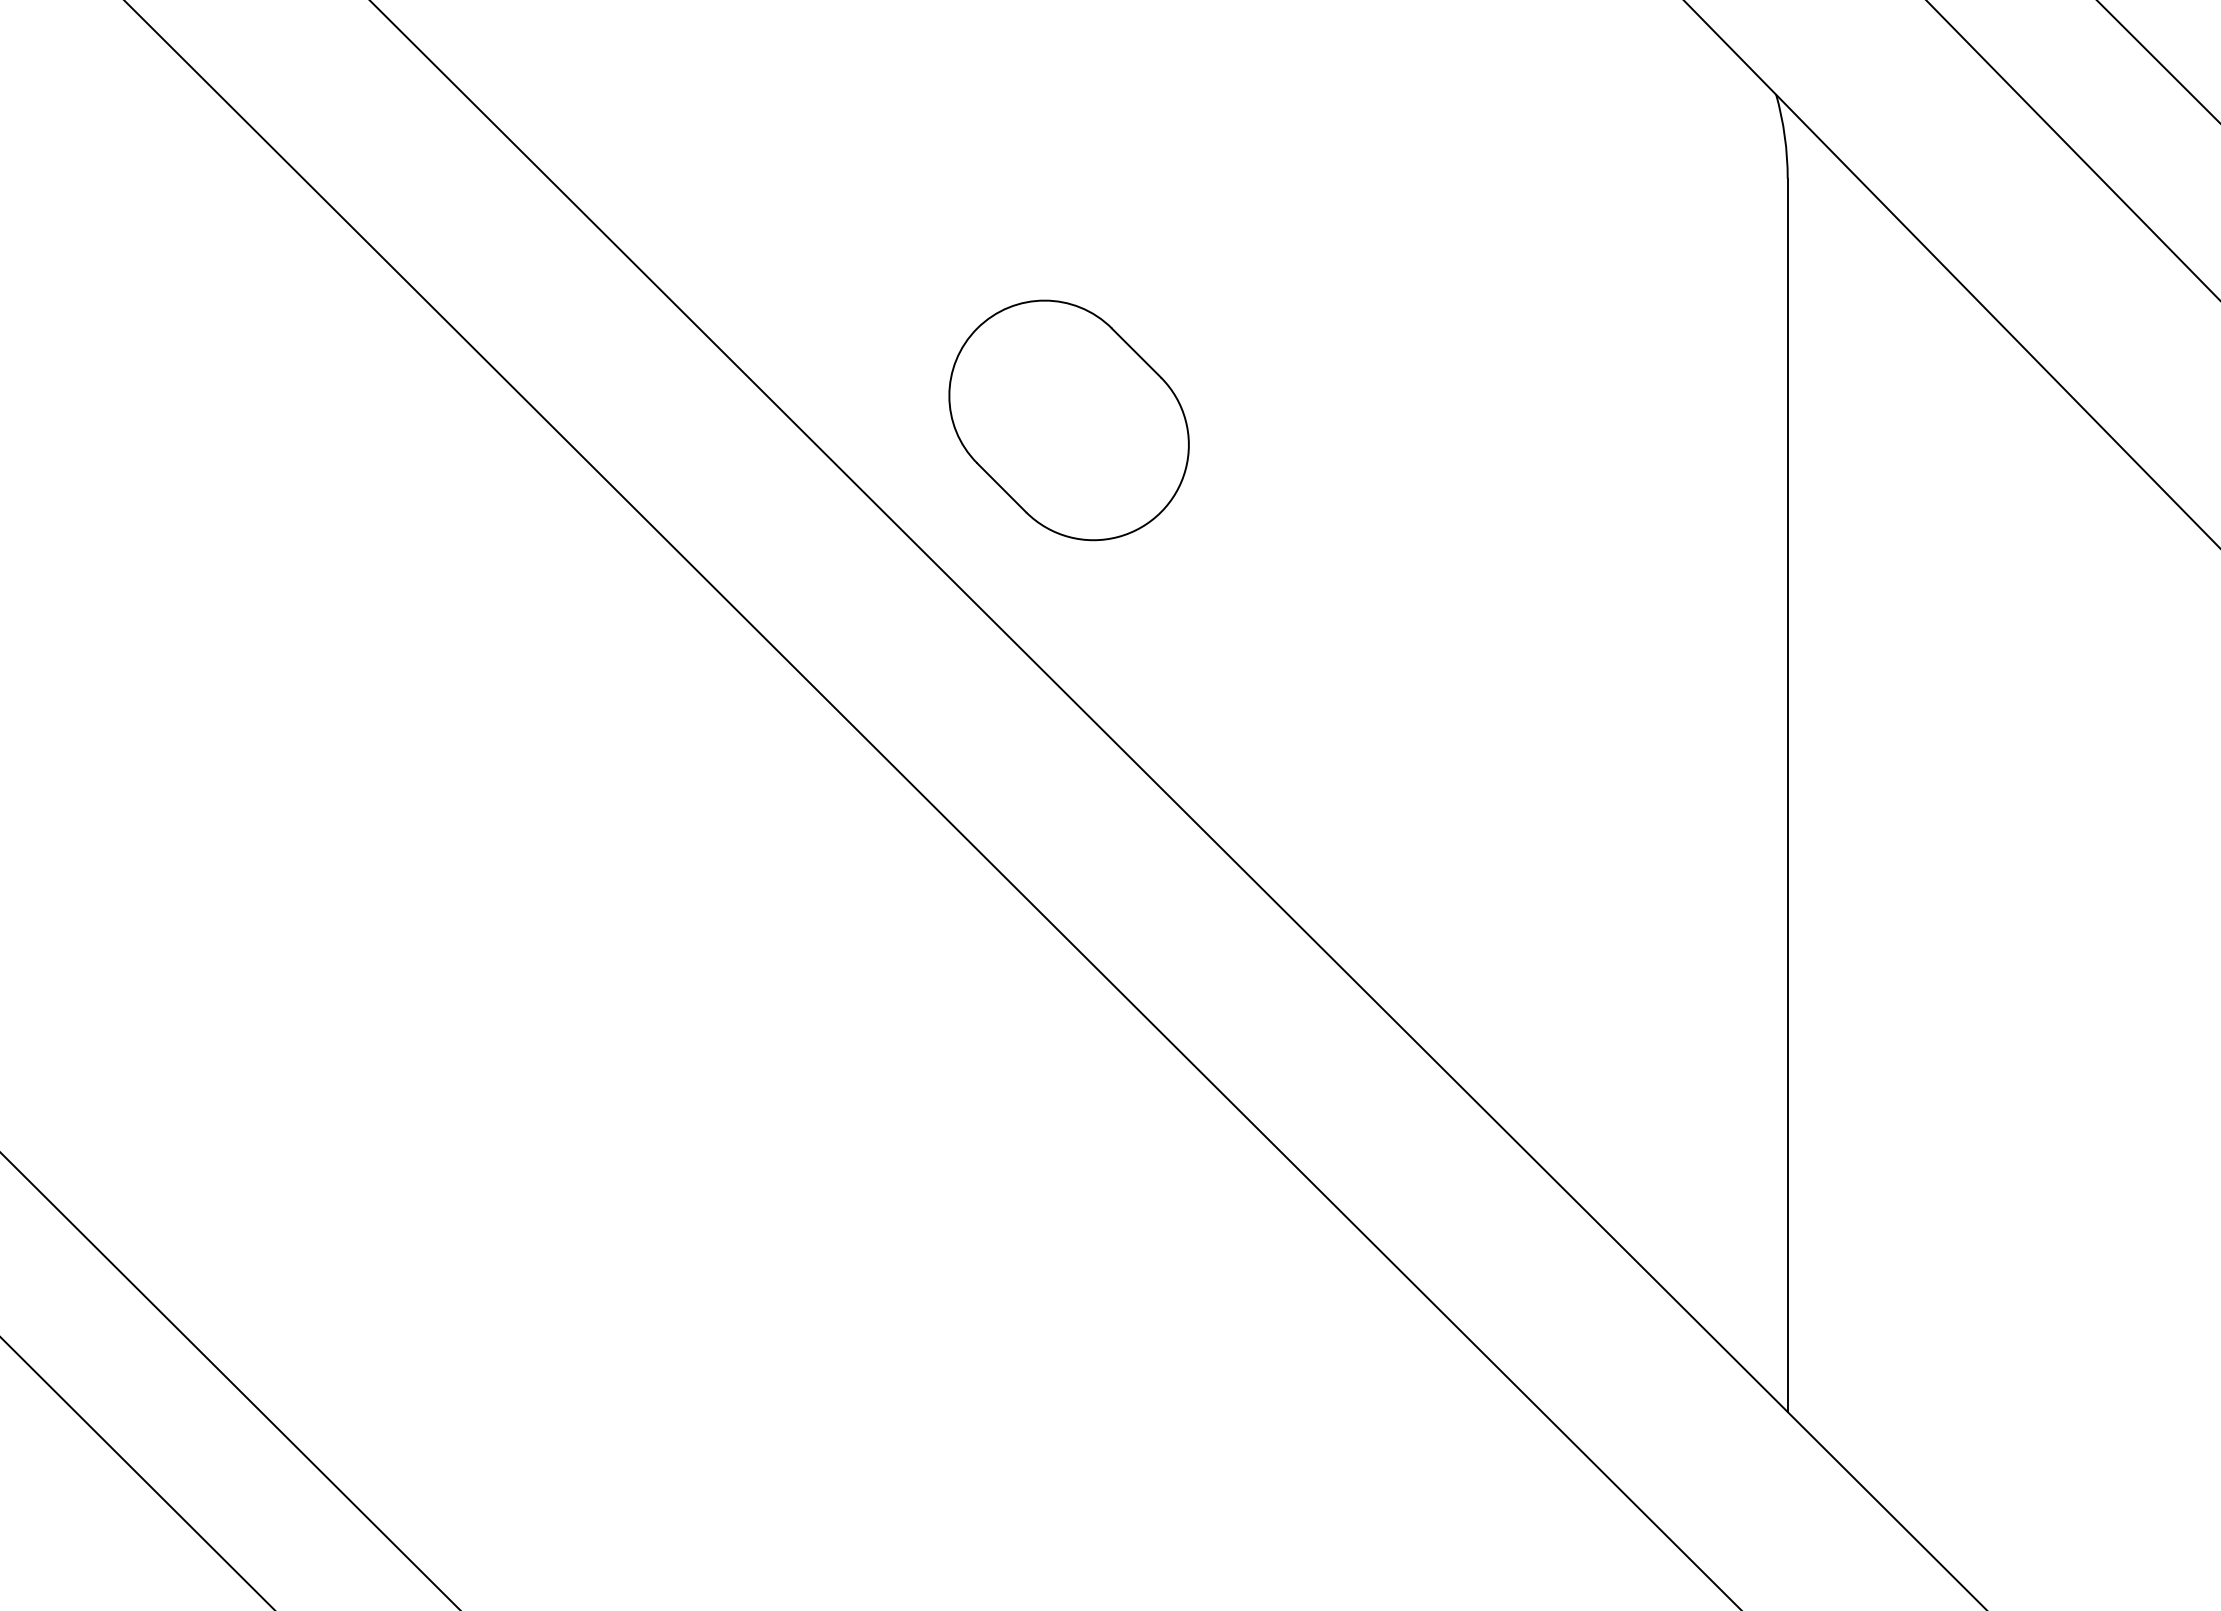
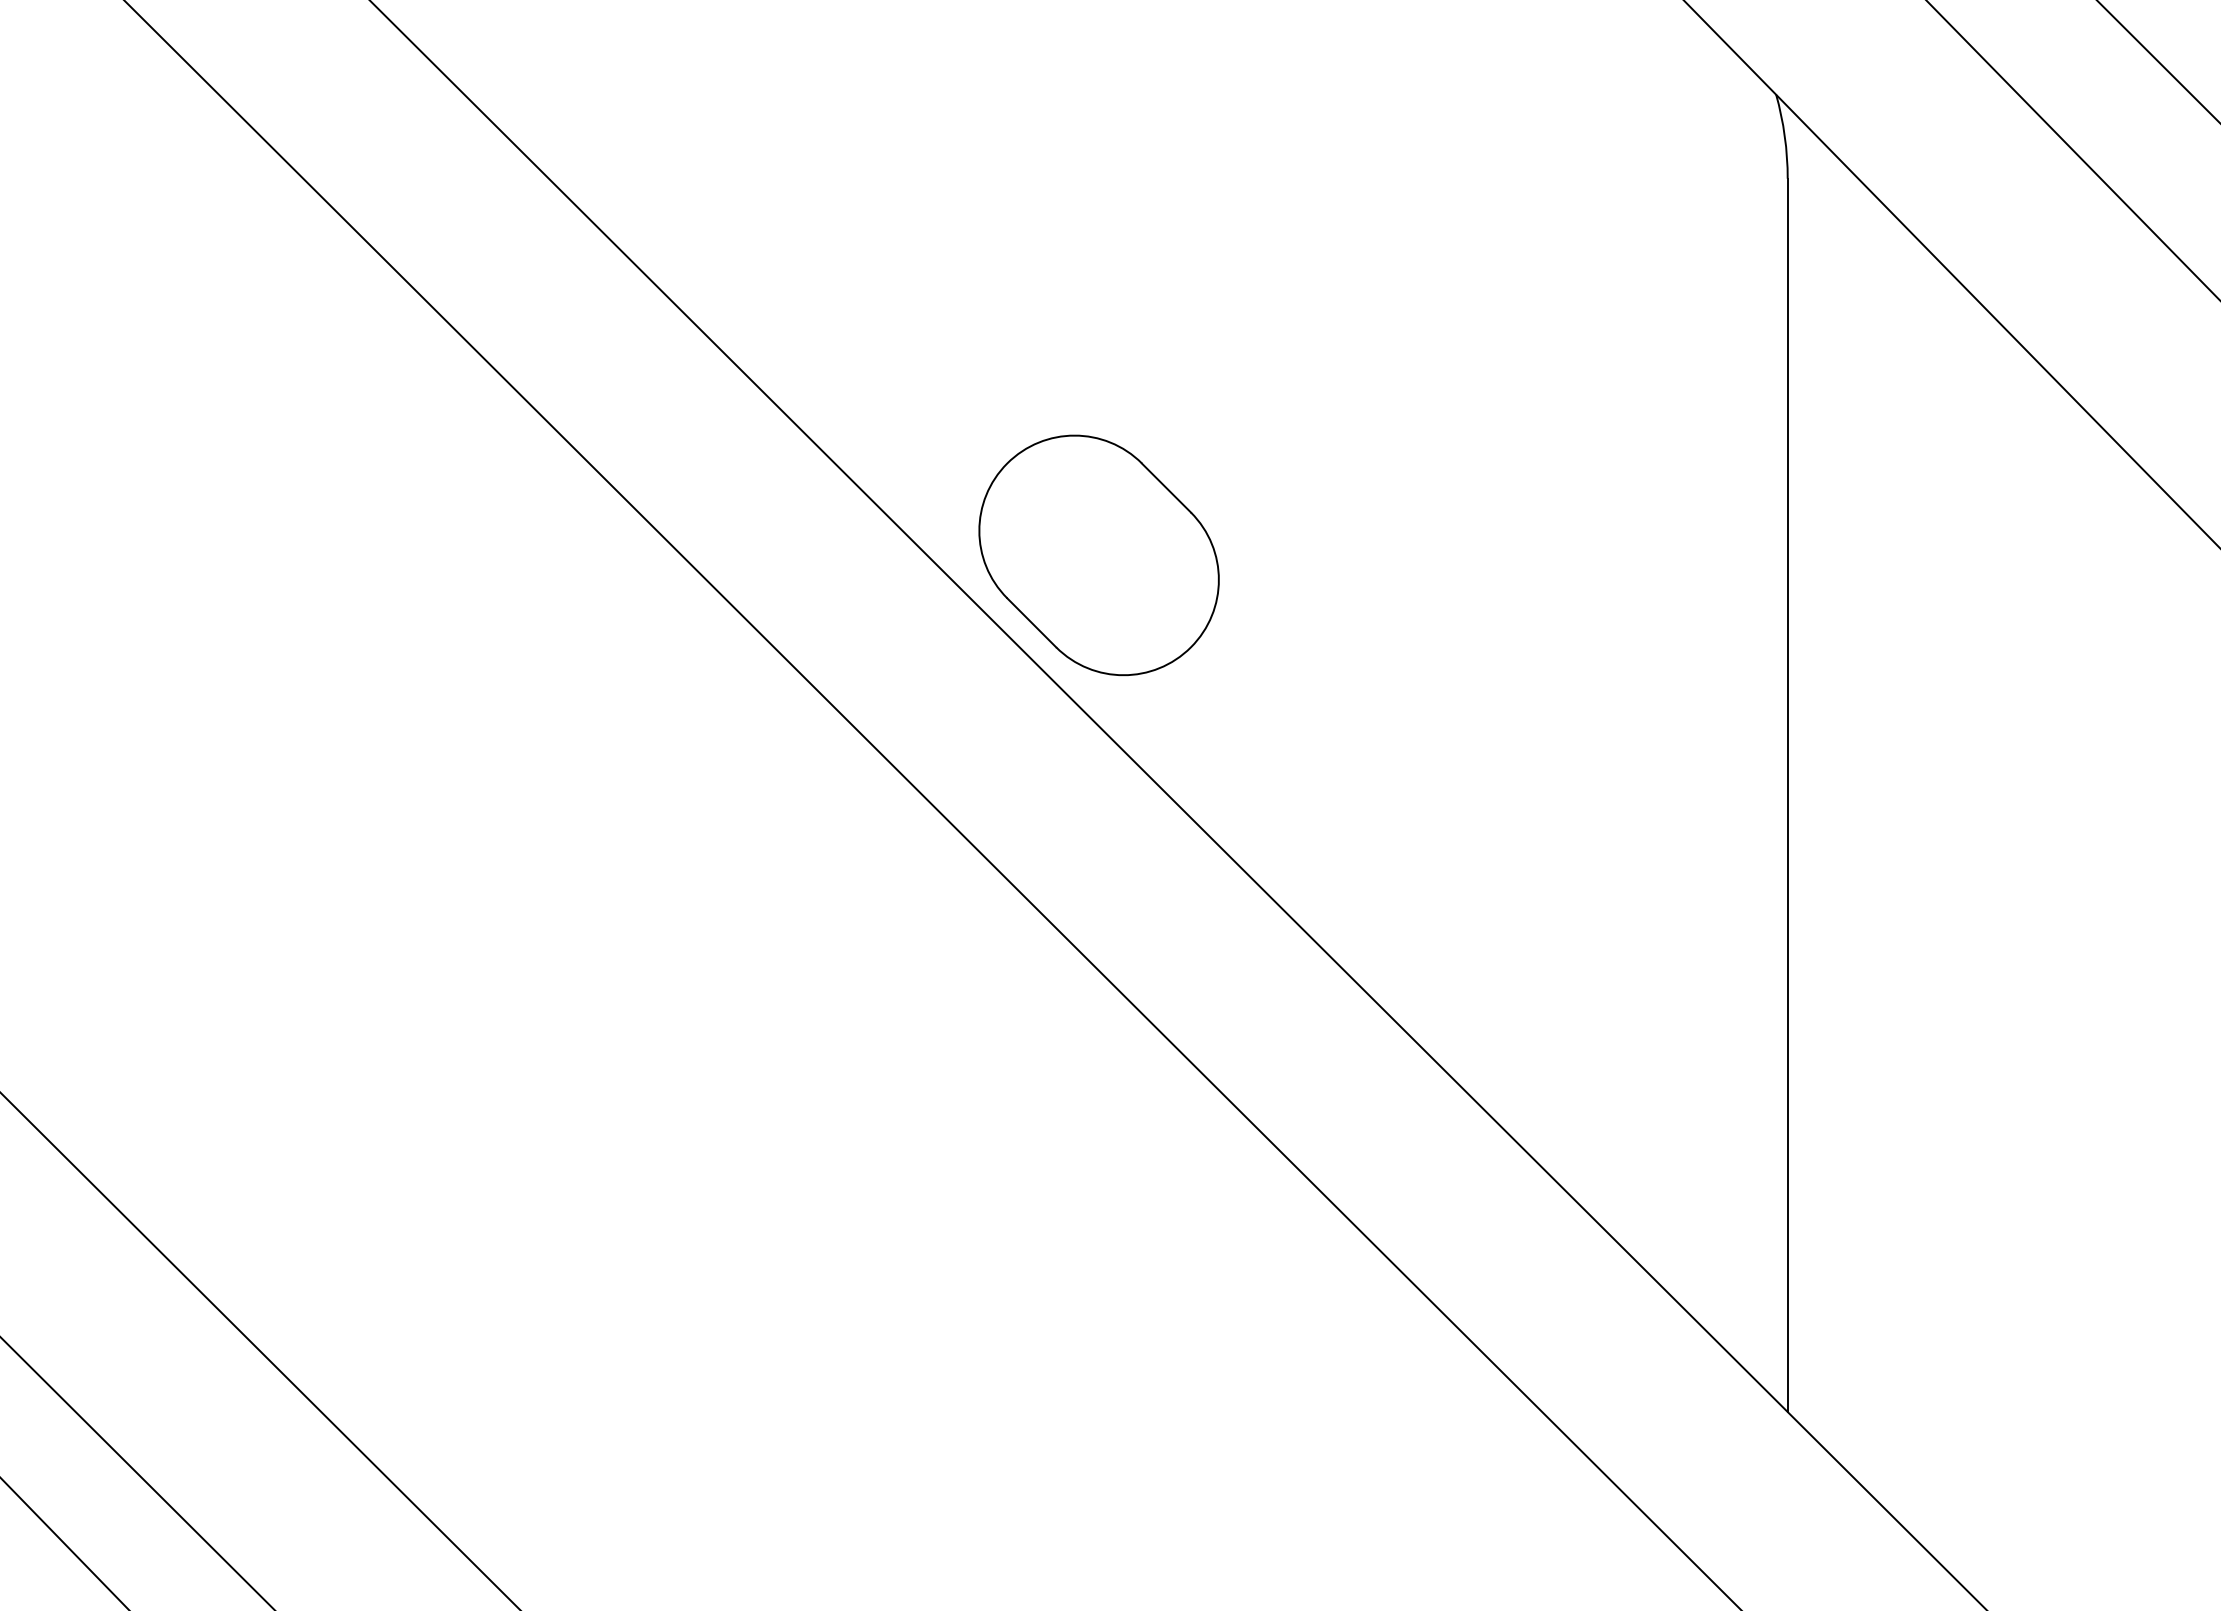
part position: (1068, 419) -> (1098, 554) (1098, 554)
line position: (229, 1380) -> (259, 1350) (259, 1350)
line: none -> present (64, 1543)
